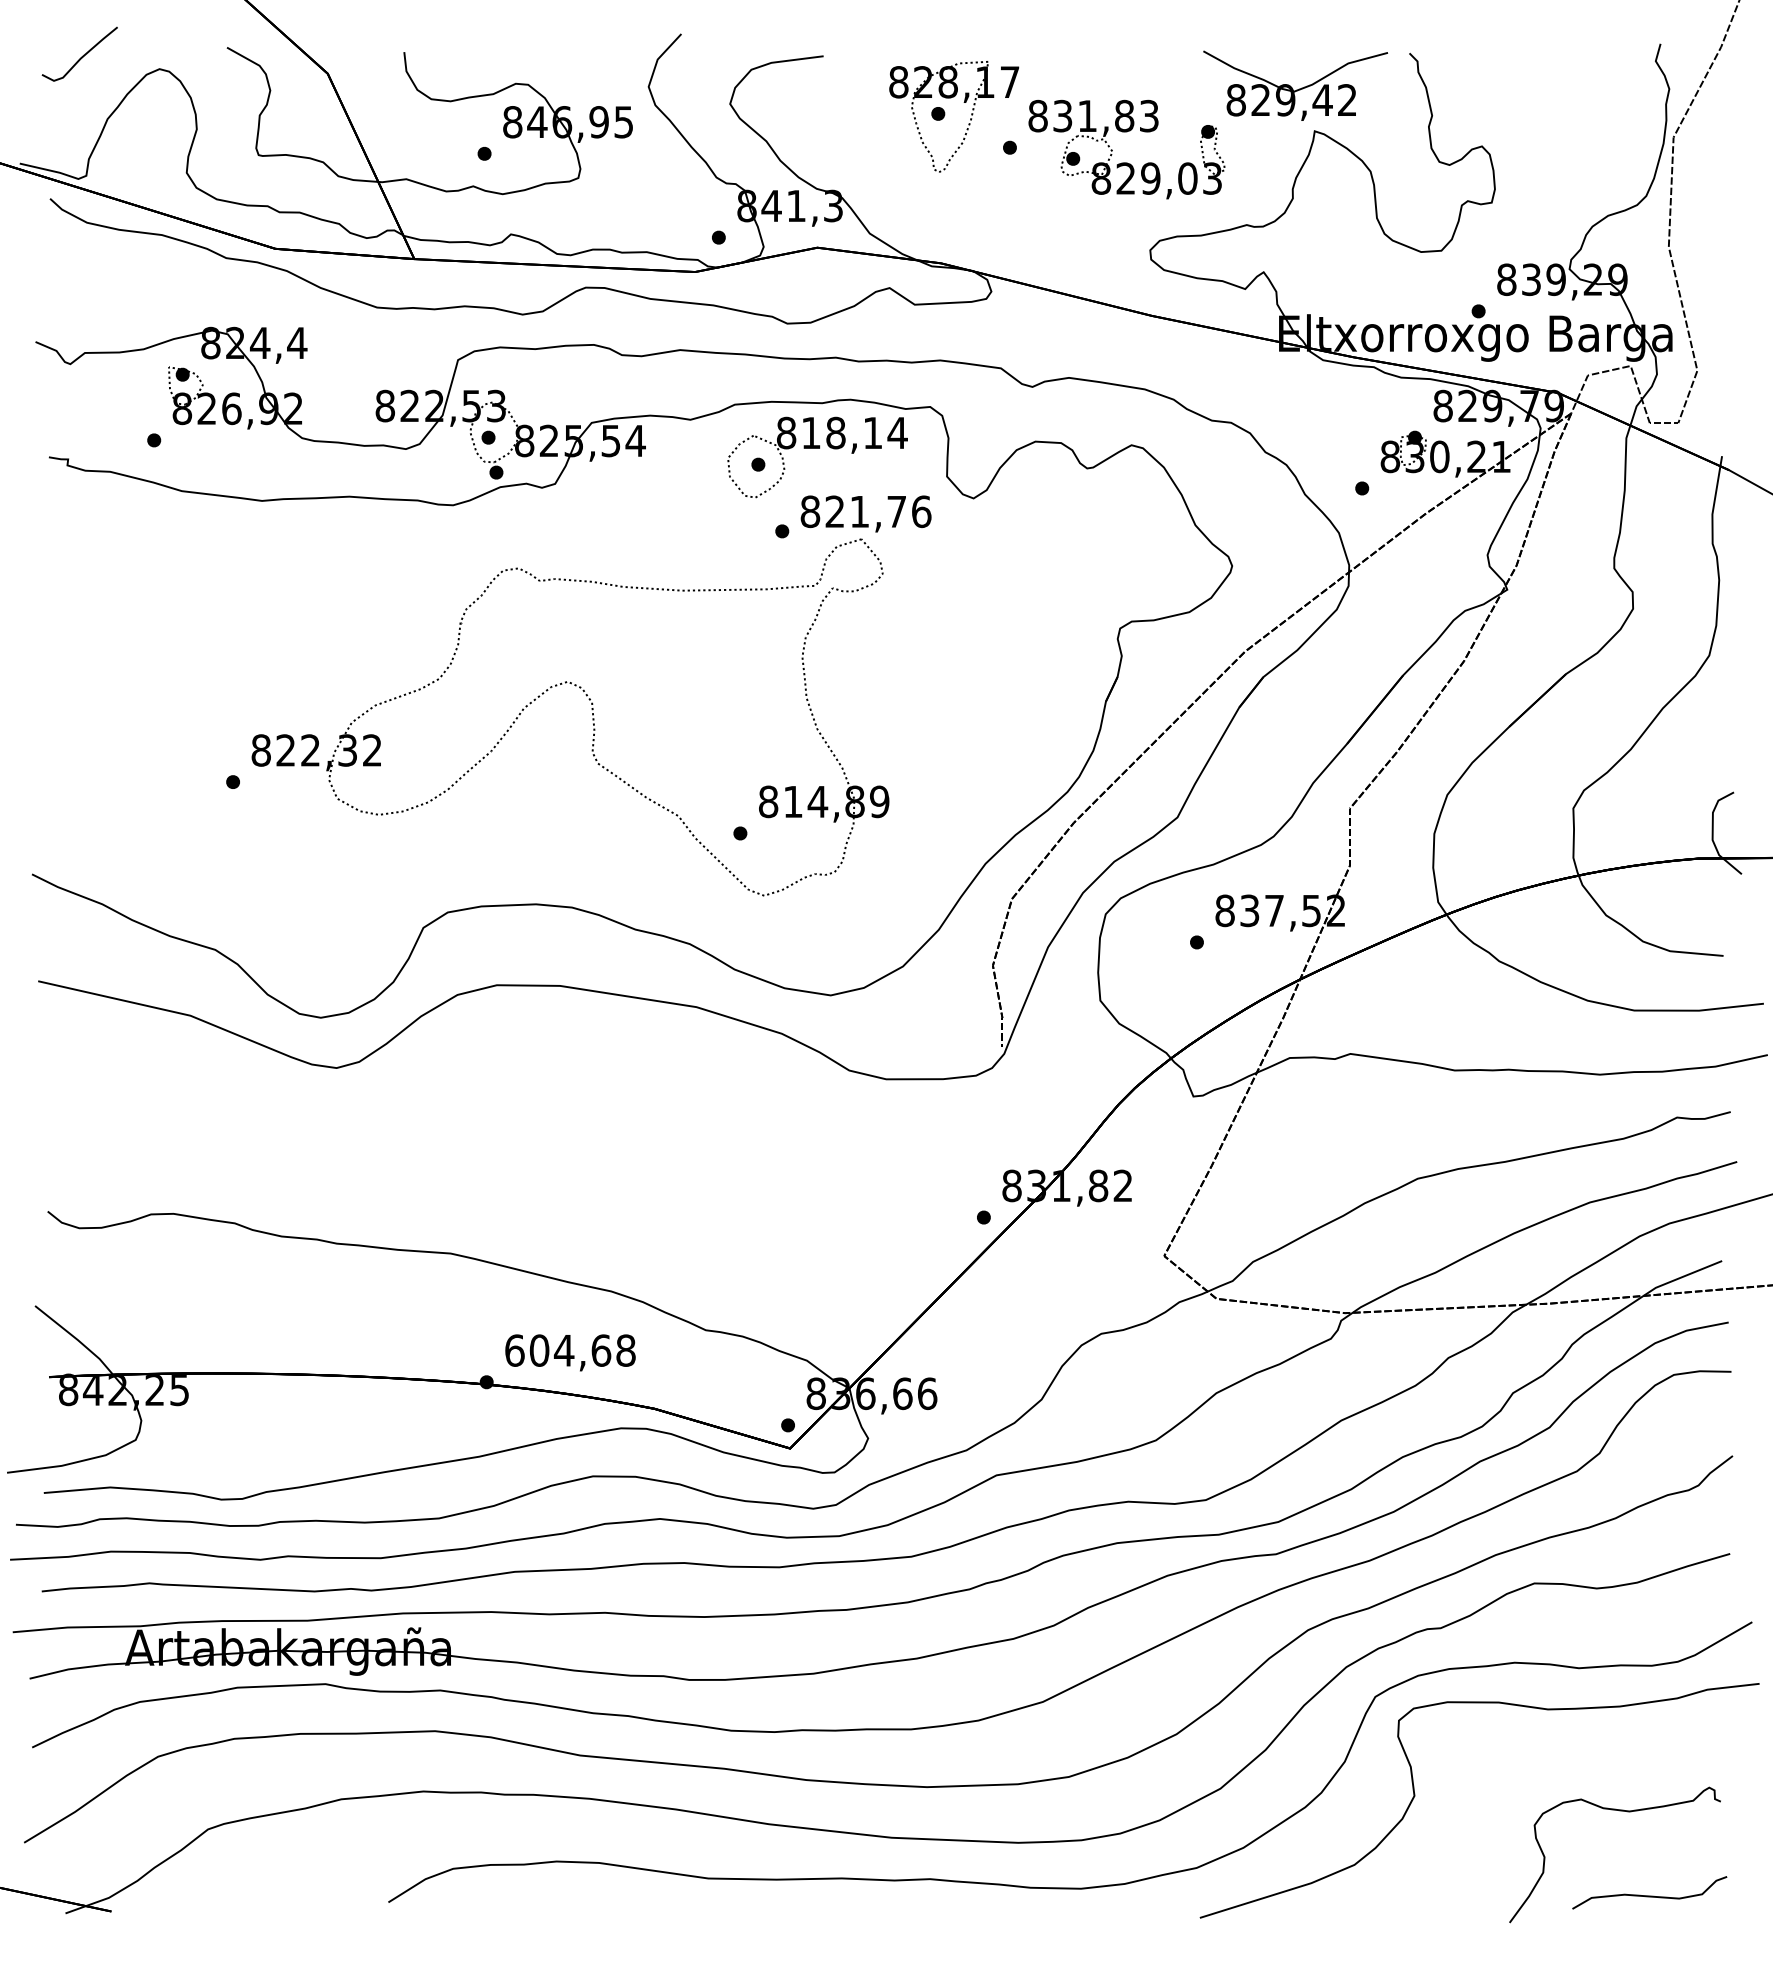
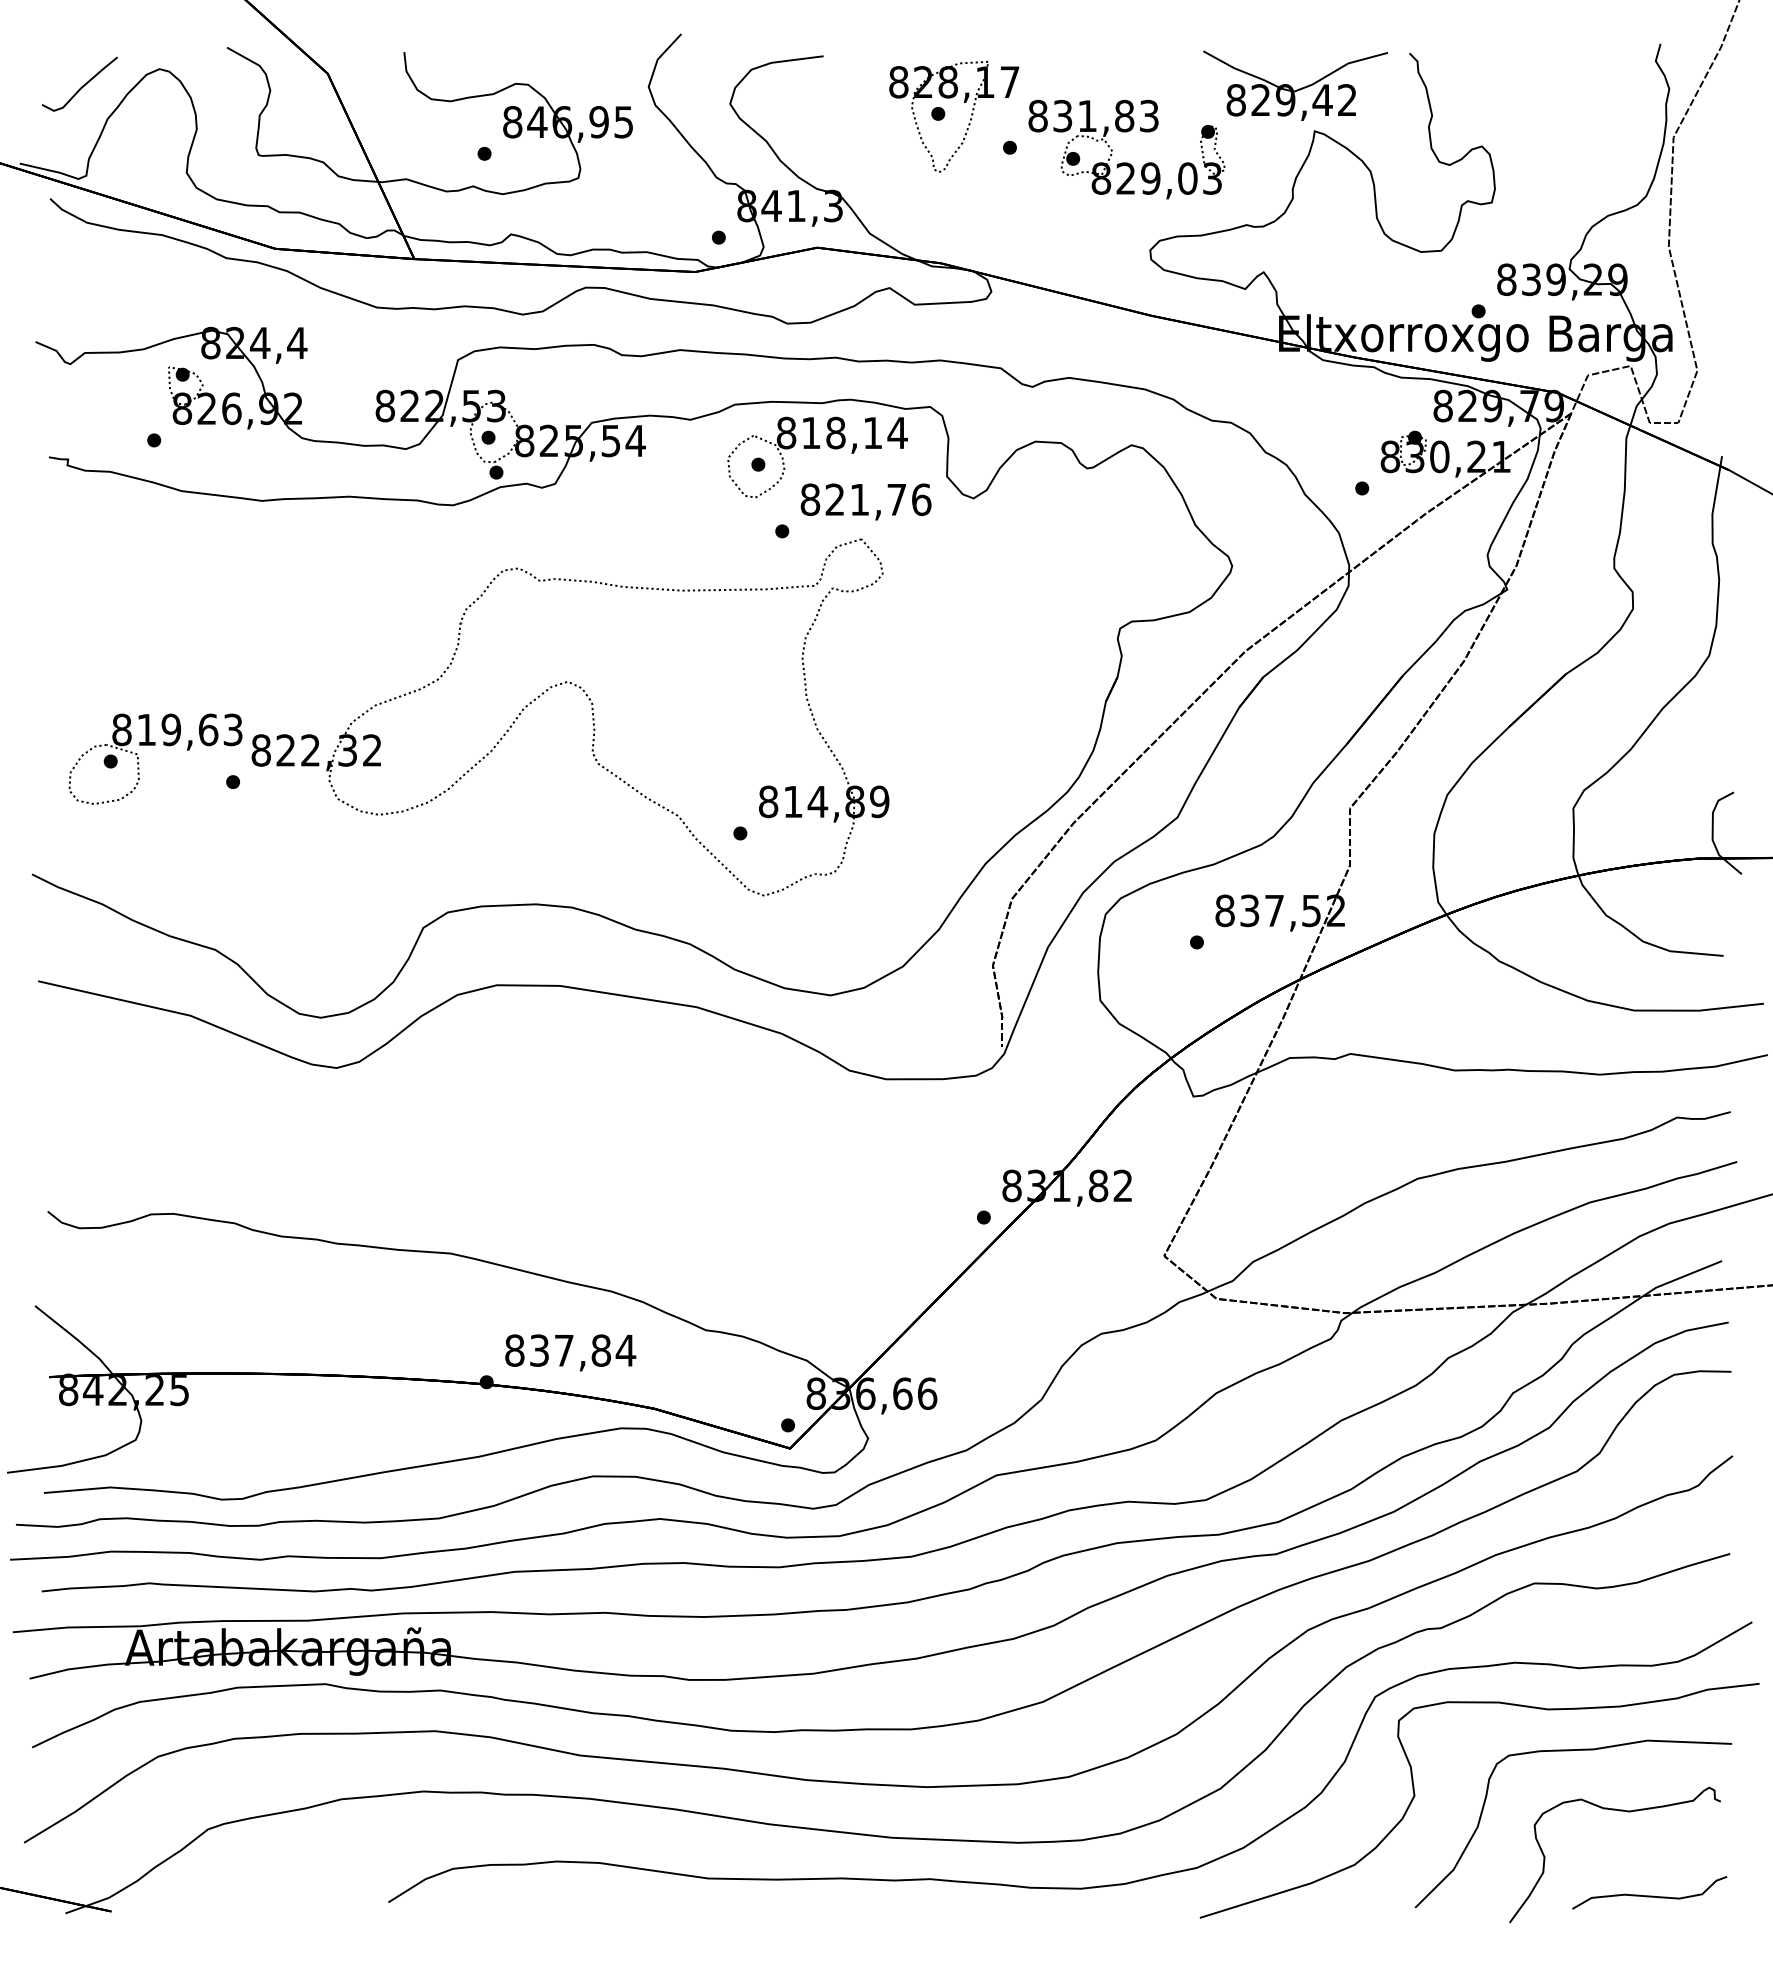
curve position: (82, 55) -> (82, 85) (82, 85)
text position: (865, 513) -> (865, 501) (865, 501)
part: none -> present (155, 745)
text: 604,68 -> 837,84 (570, 1350)
curve: none -> present (1570, 1751)
